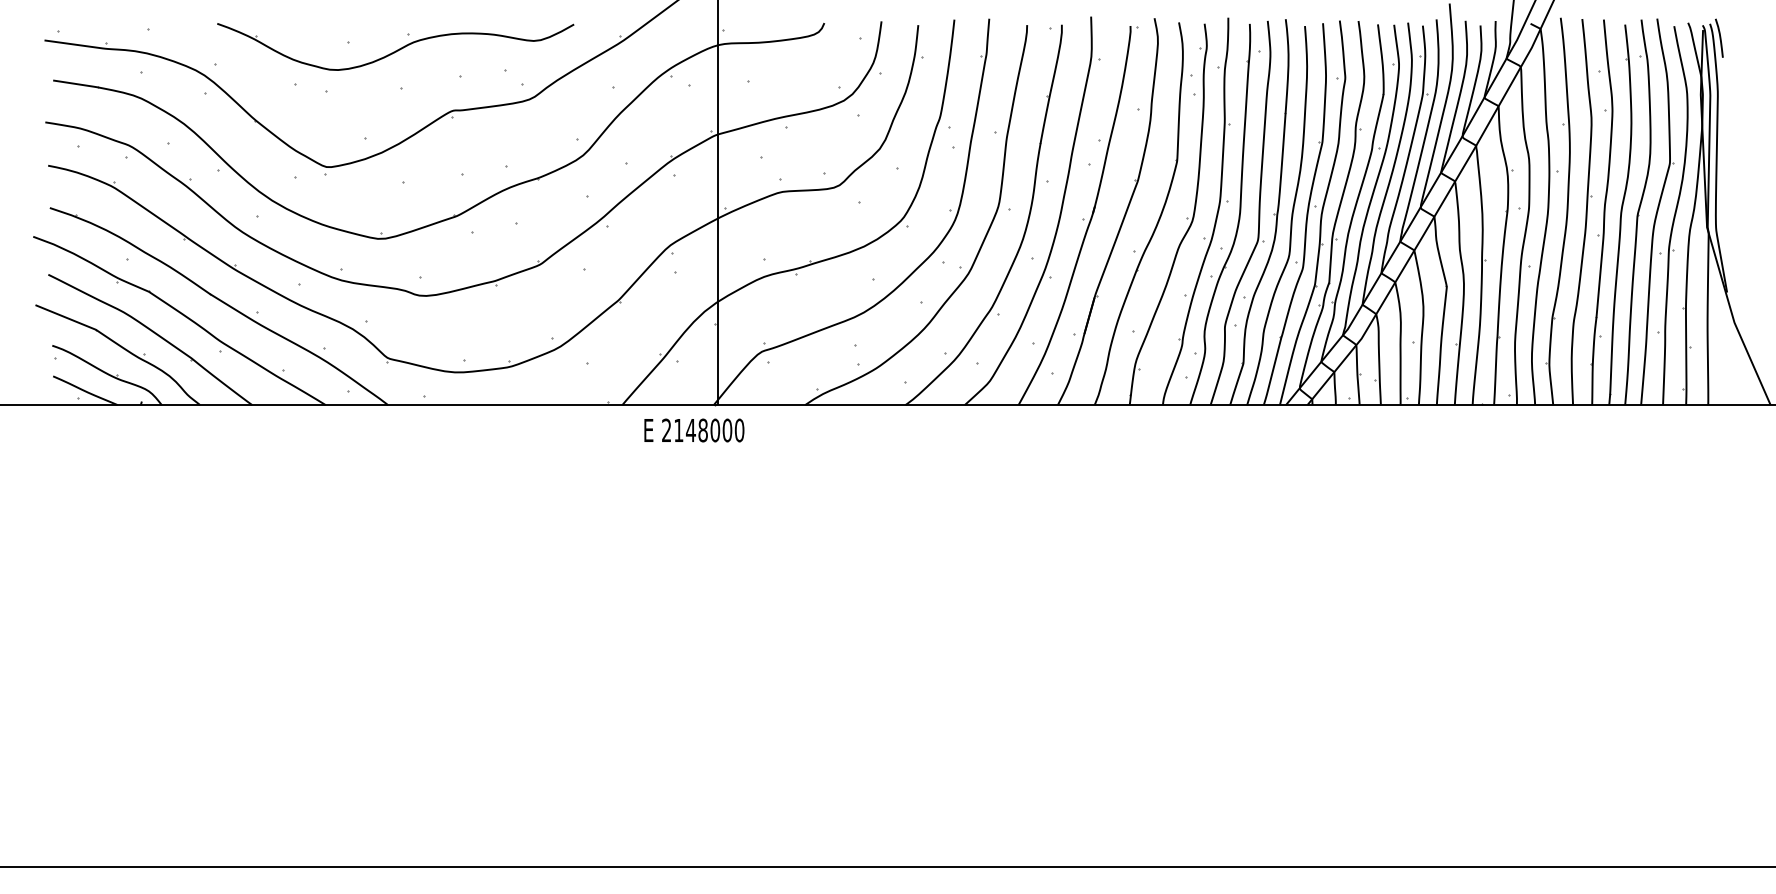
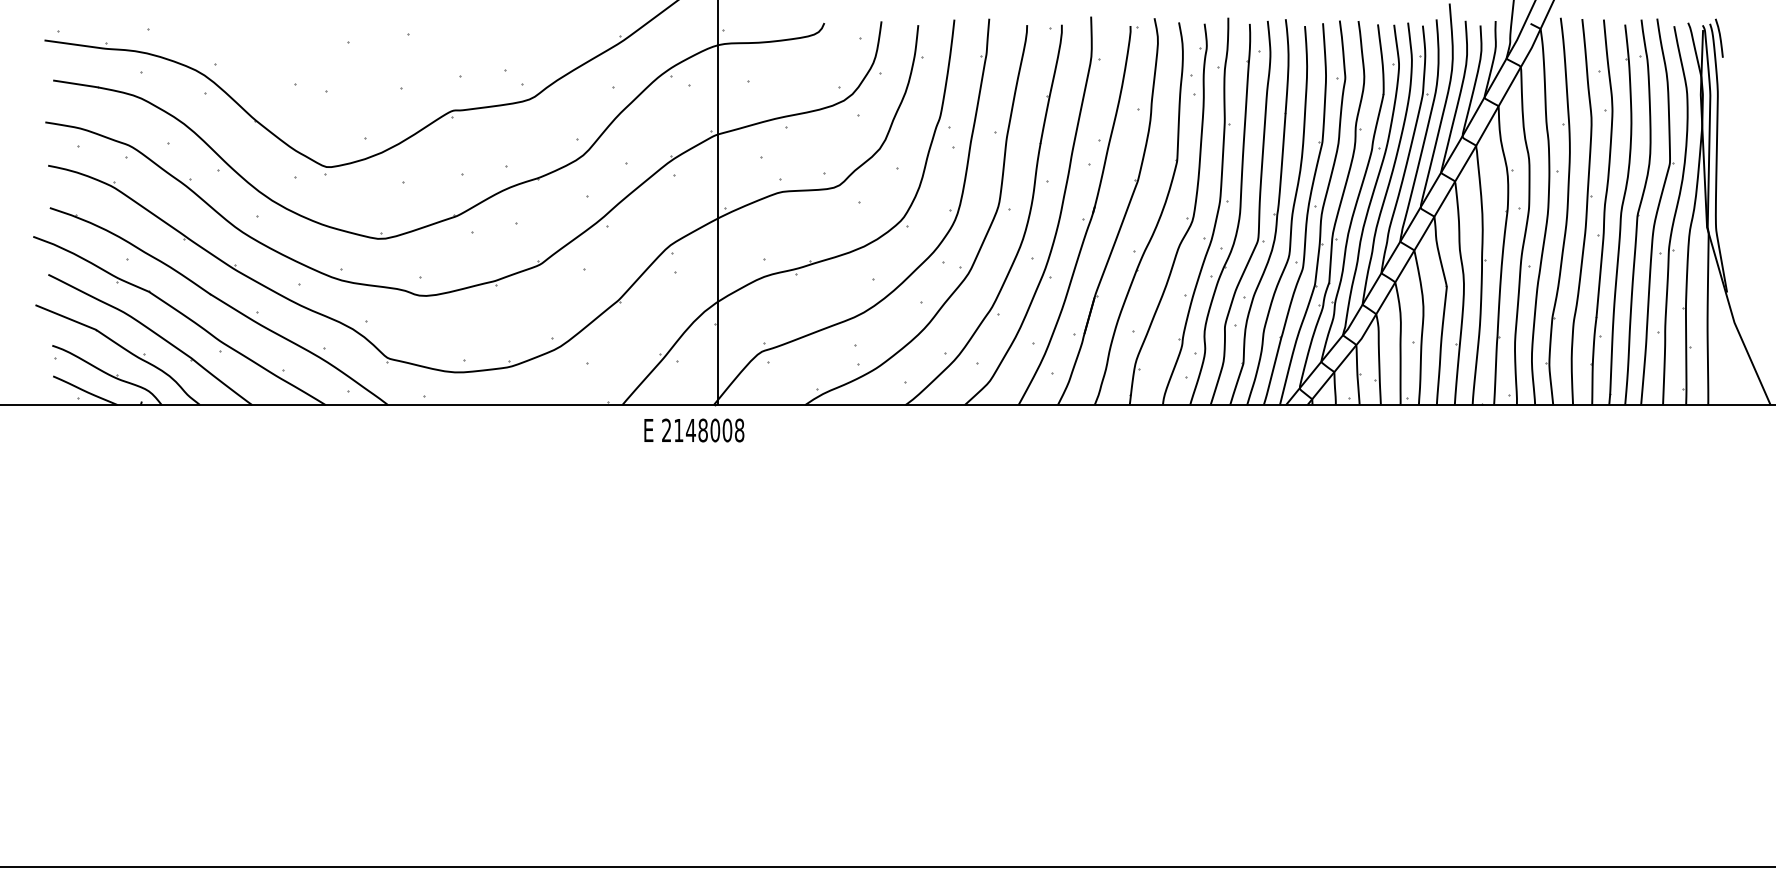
part: present -> none (395, 46)
text: 2148000 -> 2148008 (739, 430)
